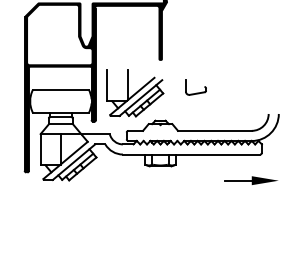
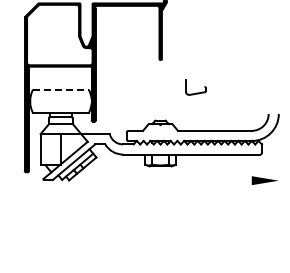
line: solid -> dashed (60, 89)
part: present -> none (135, 93)
line: present -> none (237, 180)
